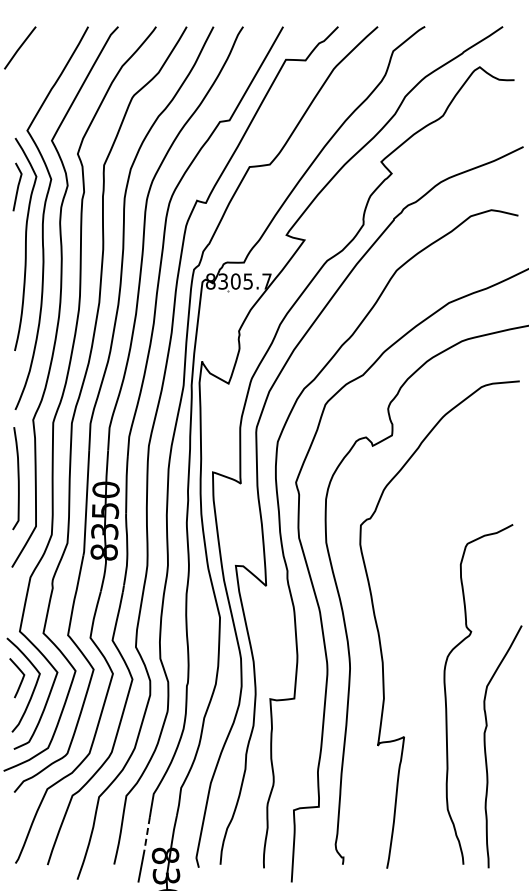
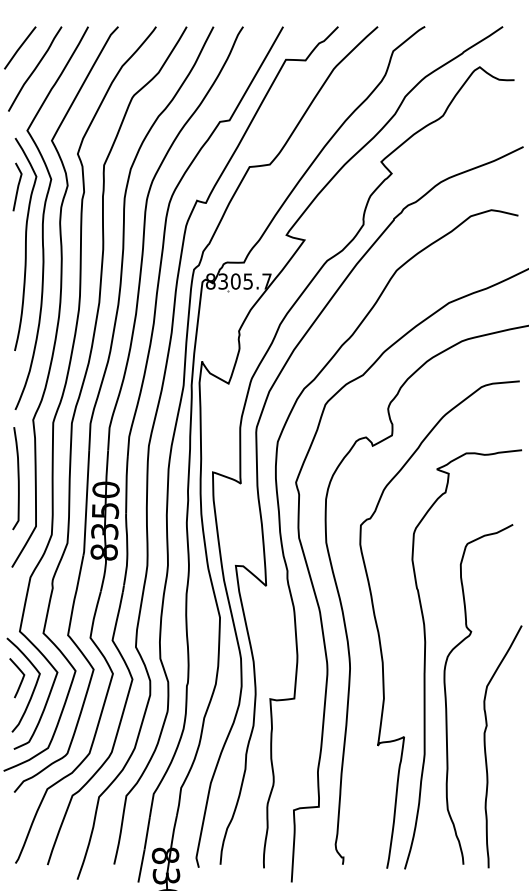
curve: none -> present (35, 68)
curve: none -> present (425, 659)
line: dashed -> solid (147, 834)
